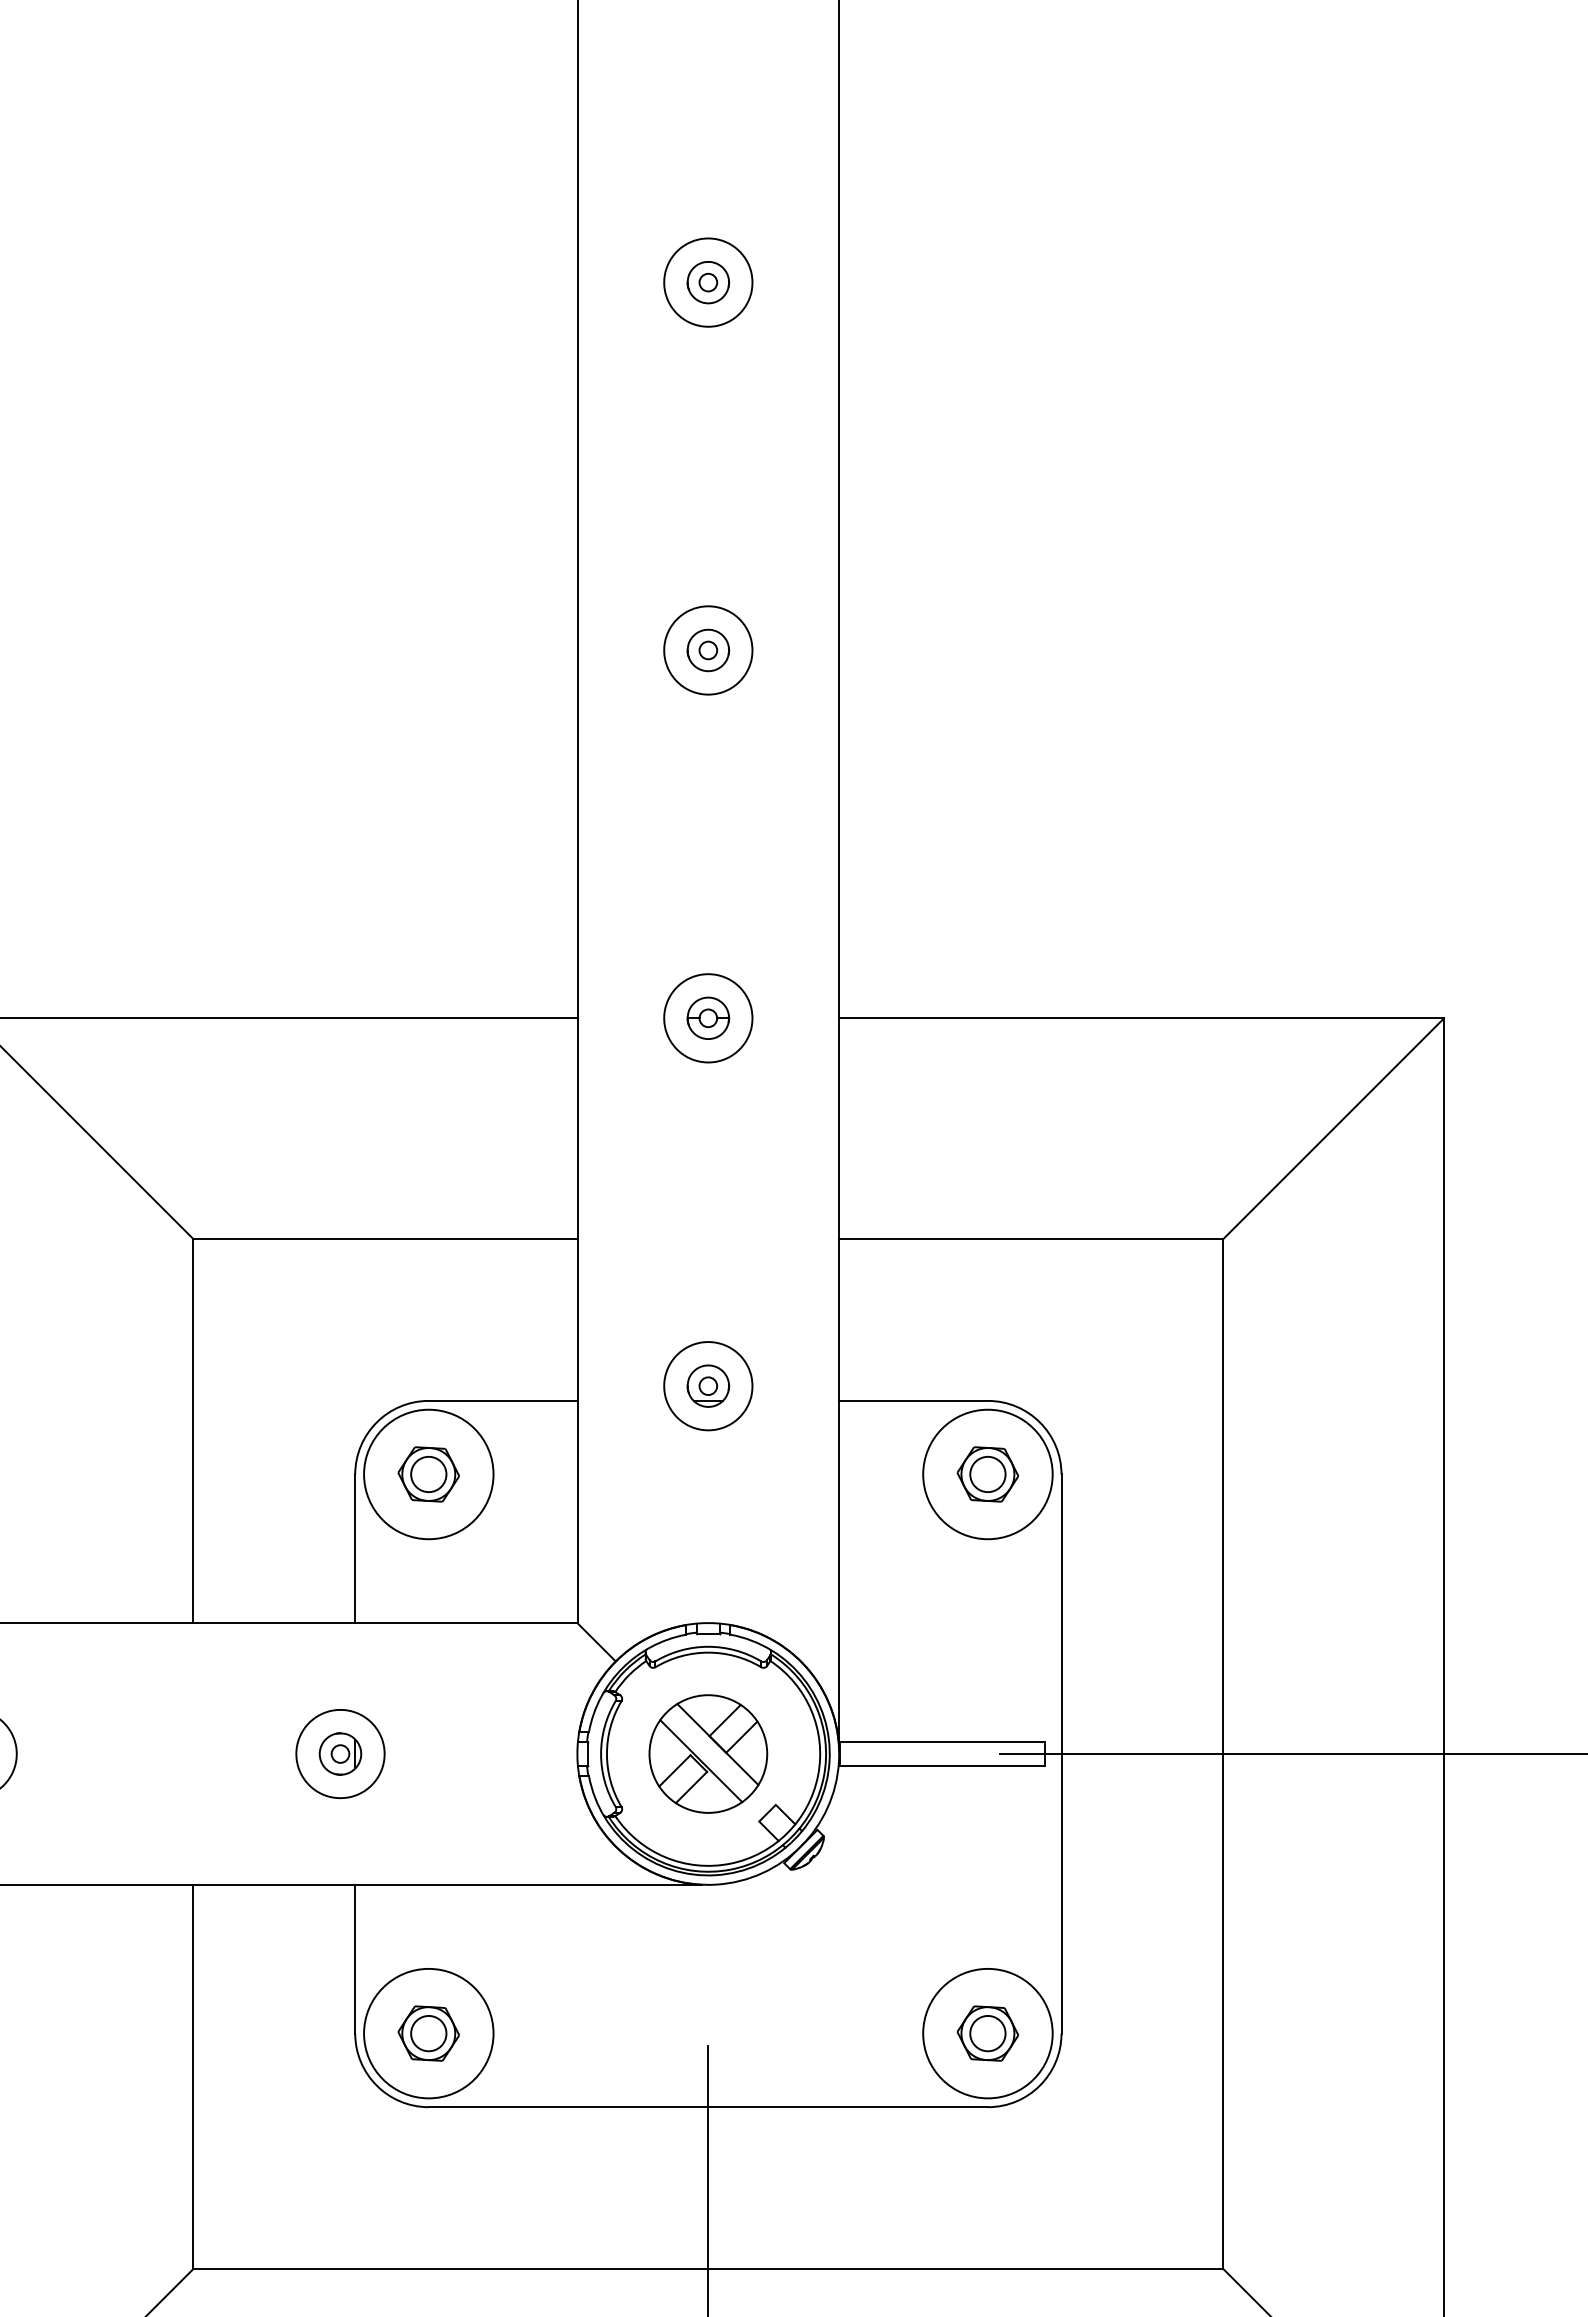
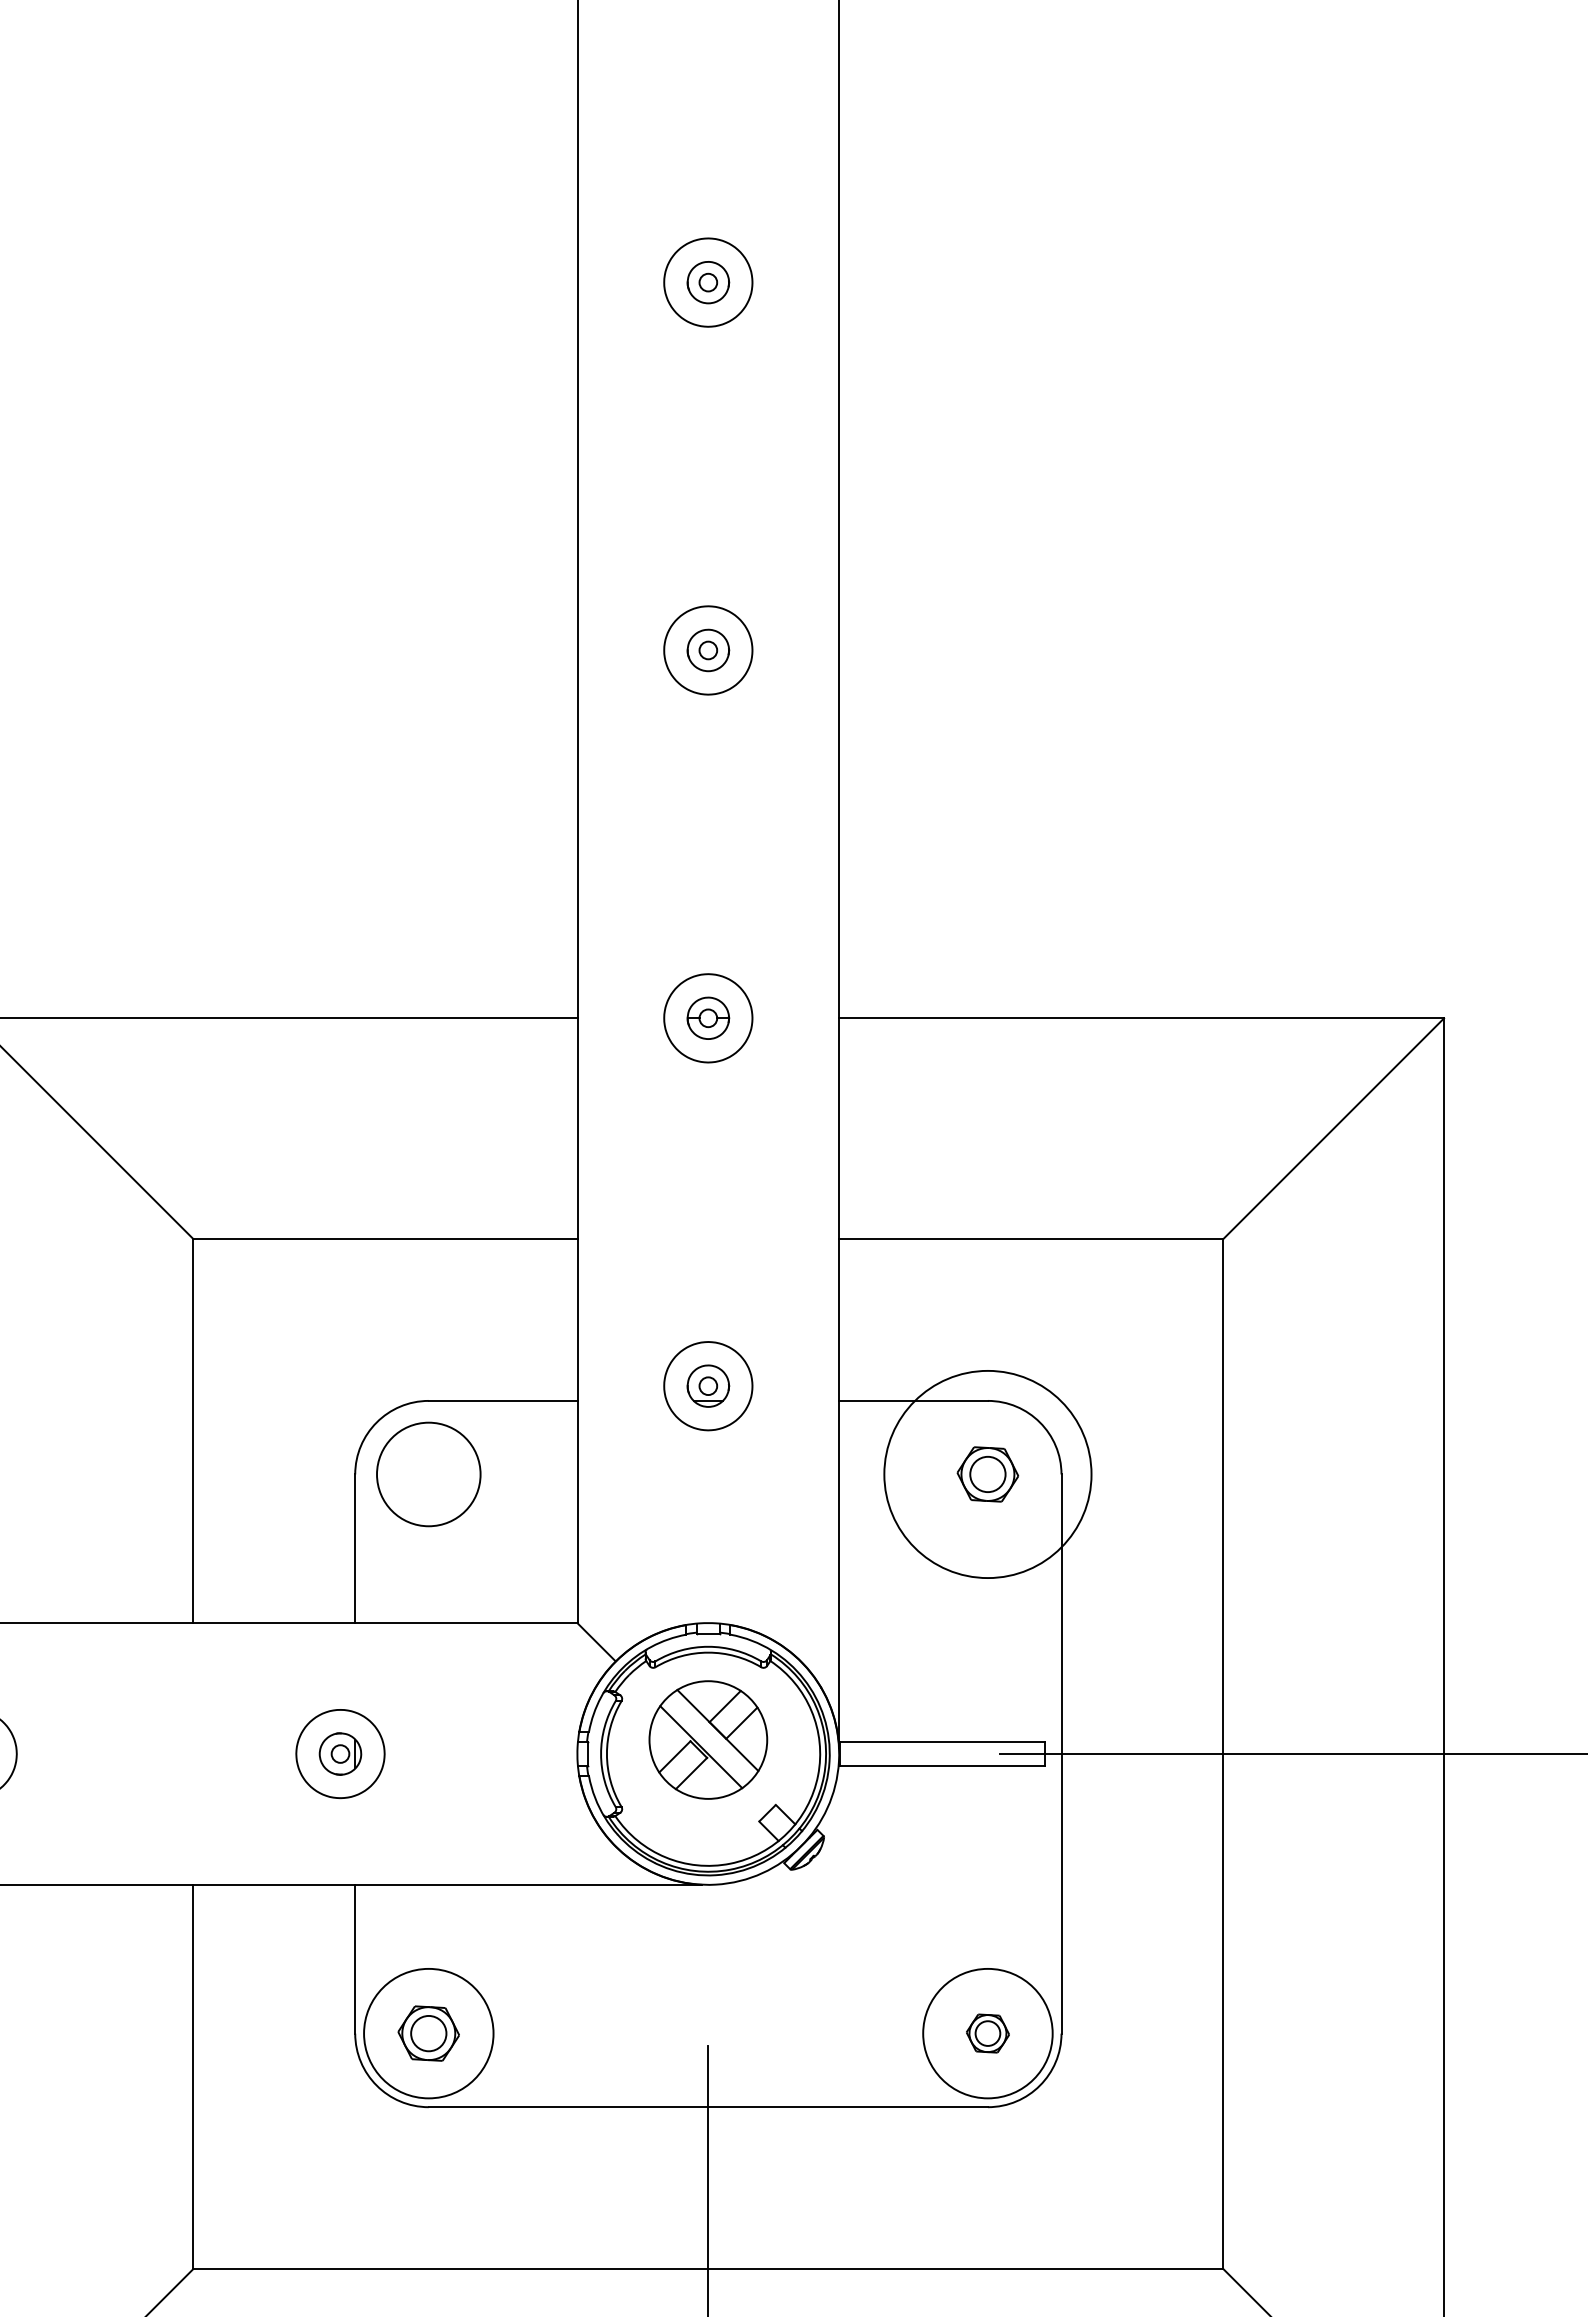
circle diameter: 129 px -> 104 px (428, 1474)
part: present -> none (428, 1474)
circle diameter: 129 px -> 207 px (987, 1474)
part position: (708, 1753) -> (708, 1739) (708, 1739)
part size: 64x57 px -> 44x41 px (987, 2033)
